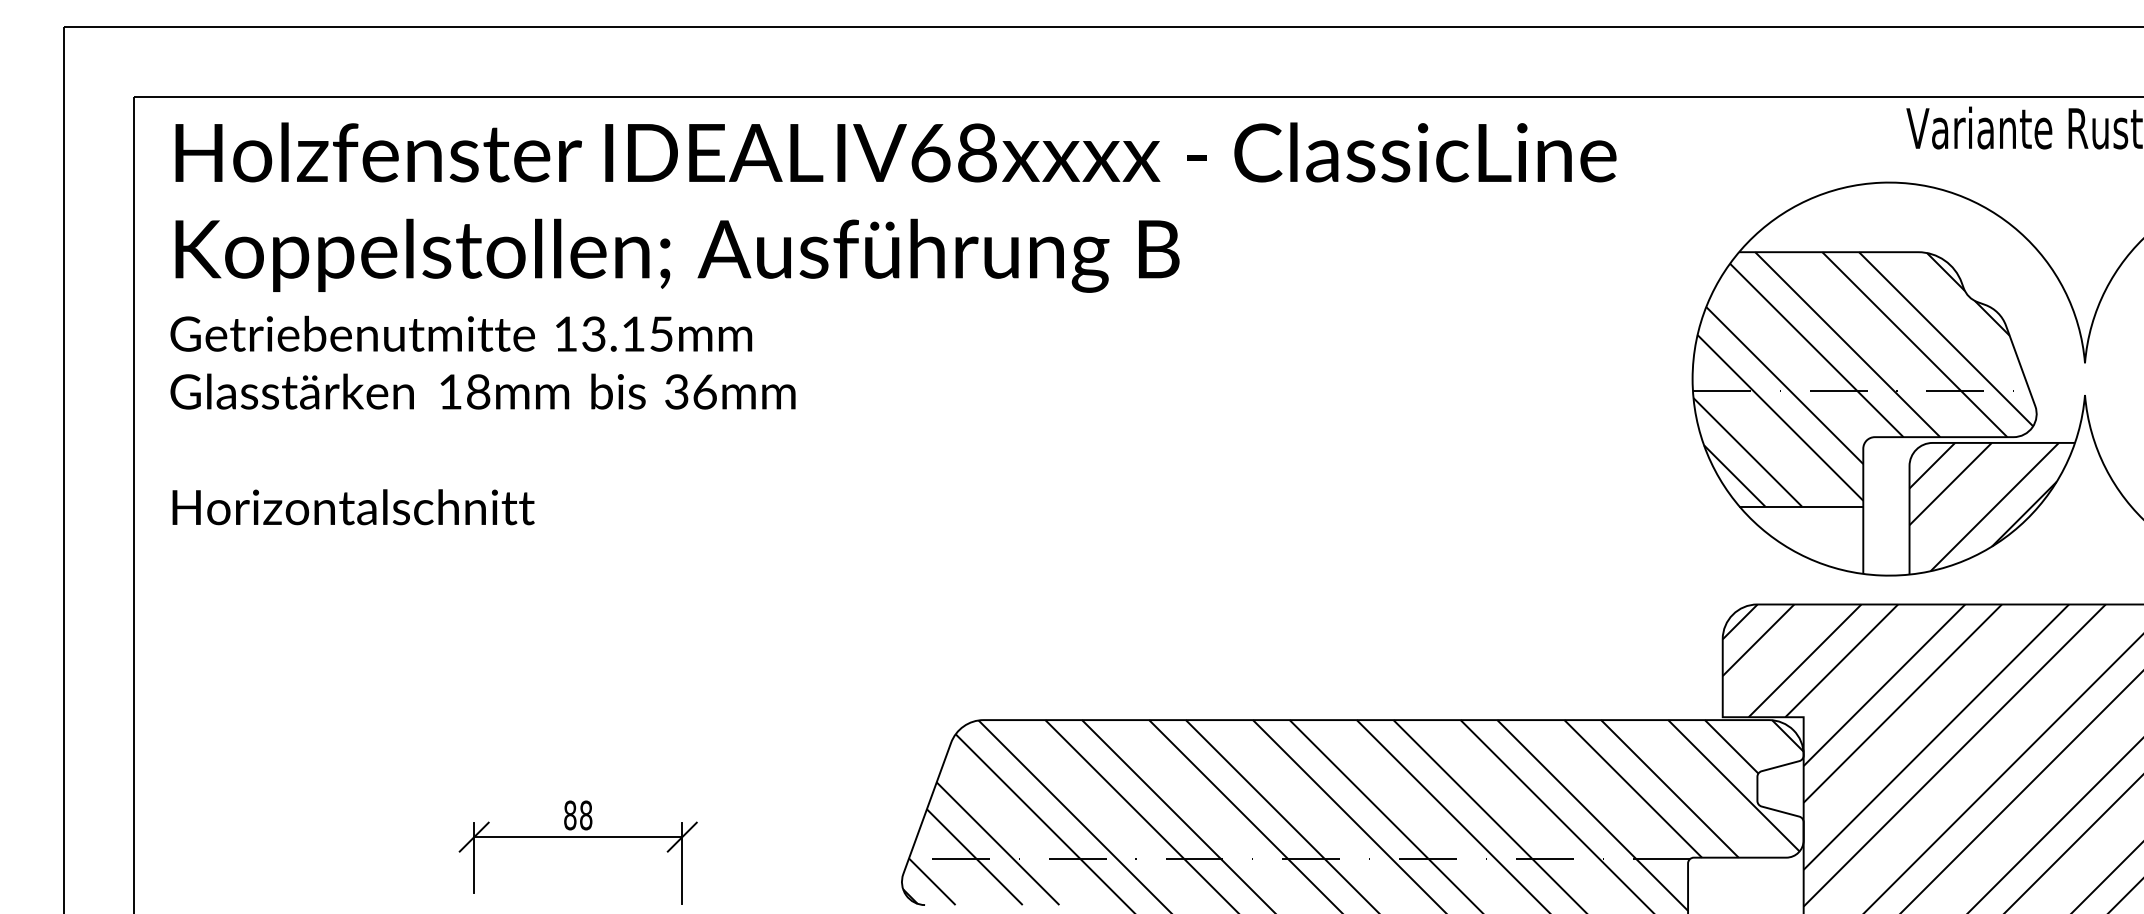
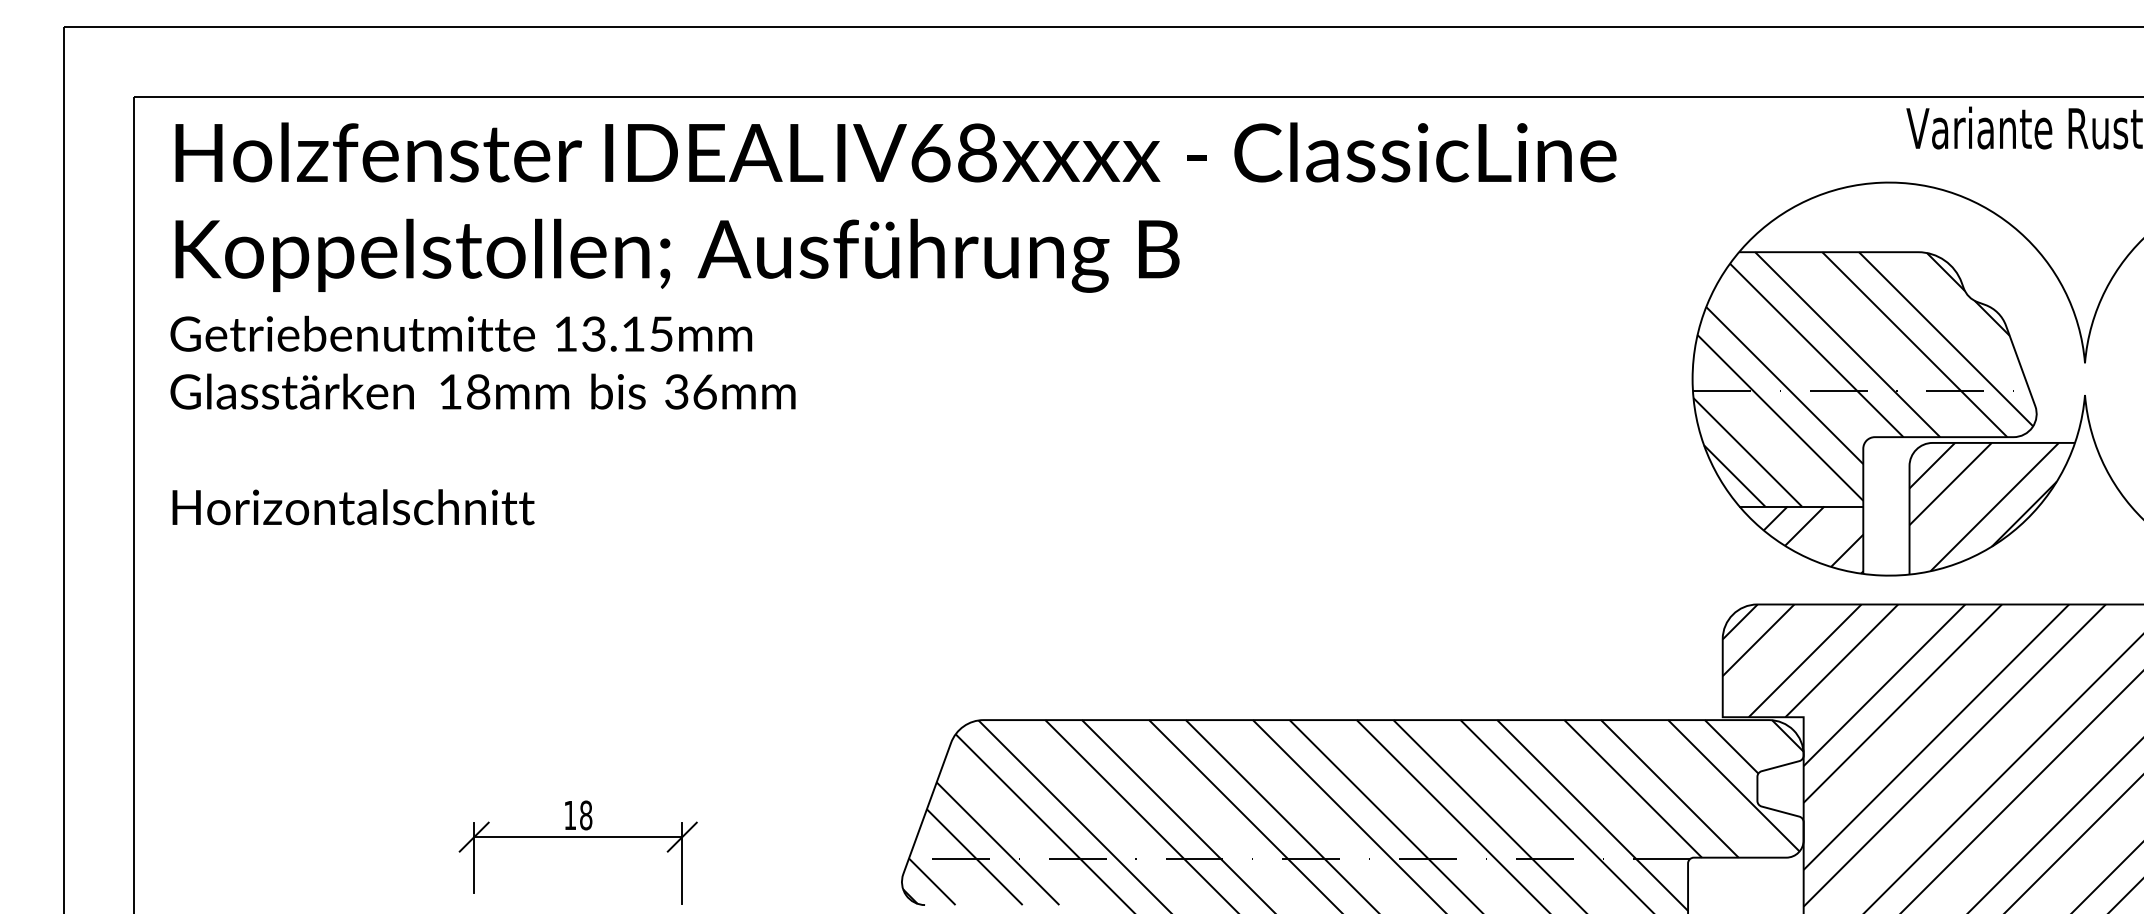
hatch: none -> present (1813, 539)
text: 88 -> 18 (570, 815)
